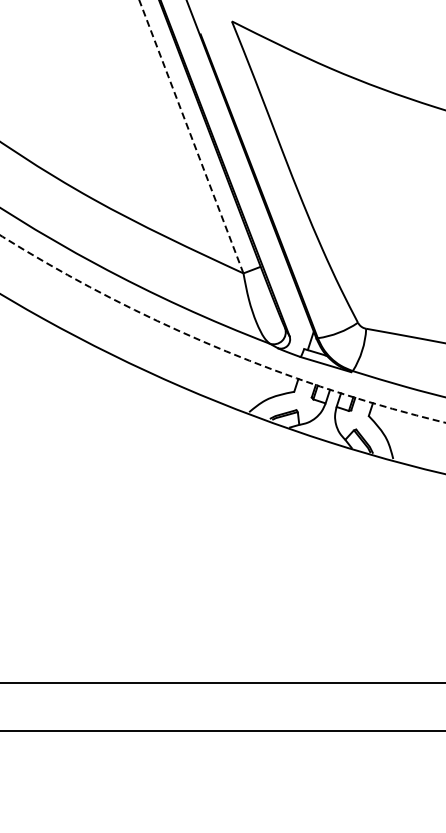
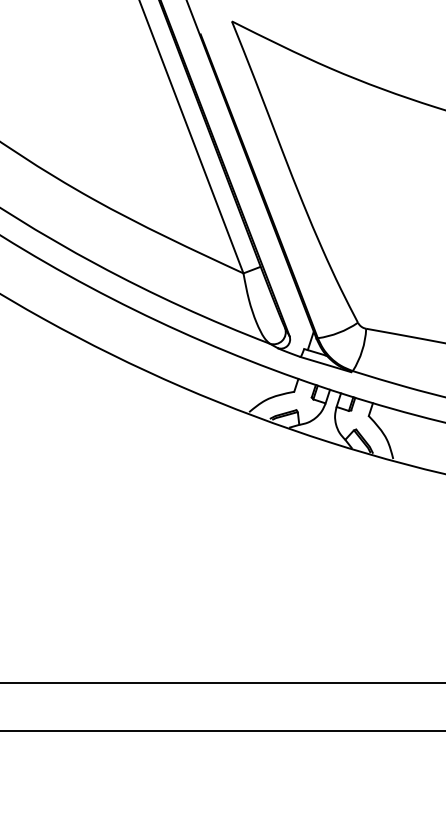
line: dashed -> solid (191, 136)
arc: dashed -> solid (215, 346)
